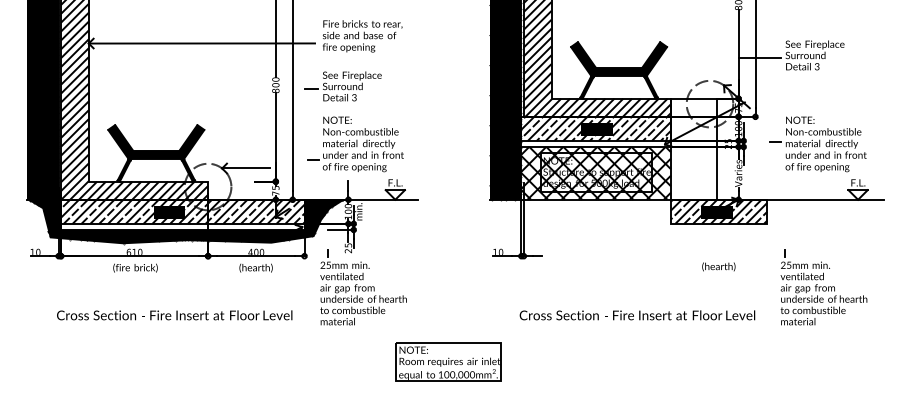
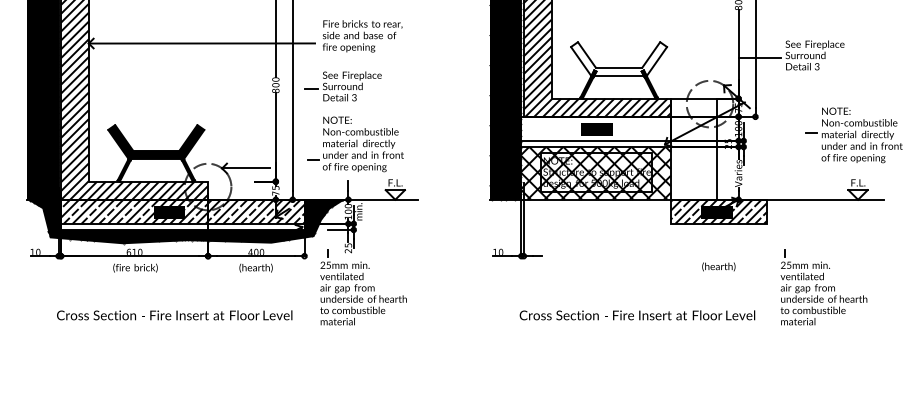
fill: present -> none (619, 59)
hatch: present -> none (595, 128)
part position: (817, 144) -> (853, 135) (853, 135)
part: present -> none (448, 361)
